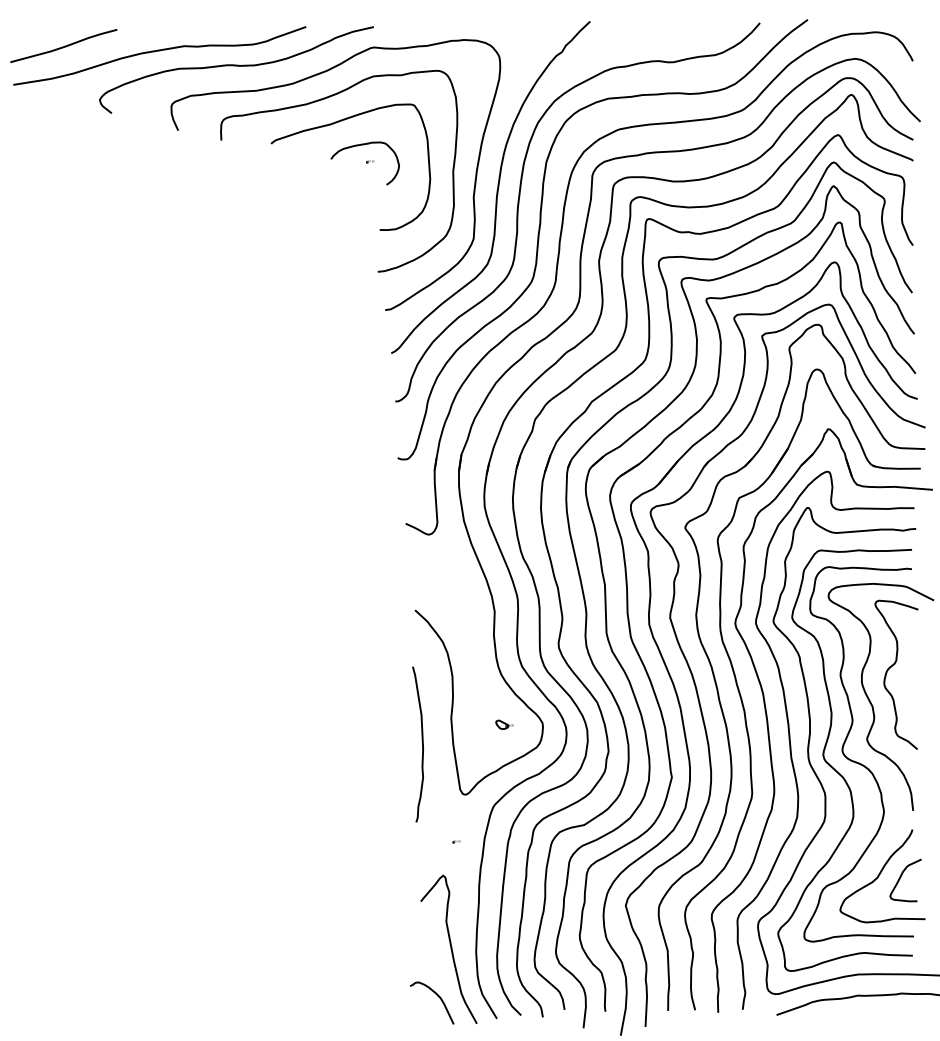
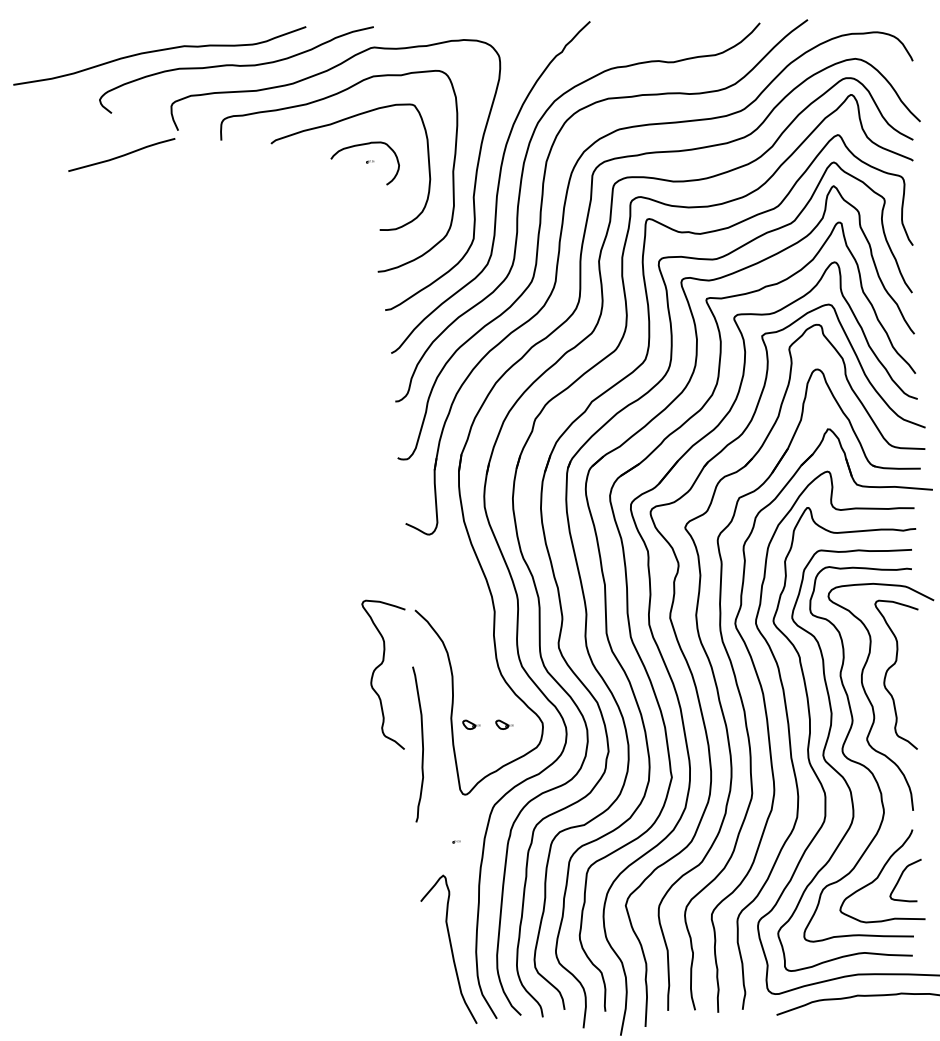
curve position: (64, 45) -> (122, 154) (122, 154)
curve: none -> present (377, 668)
part: none -> present (471, 724)
curve: present -> none (437, 996)
